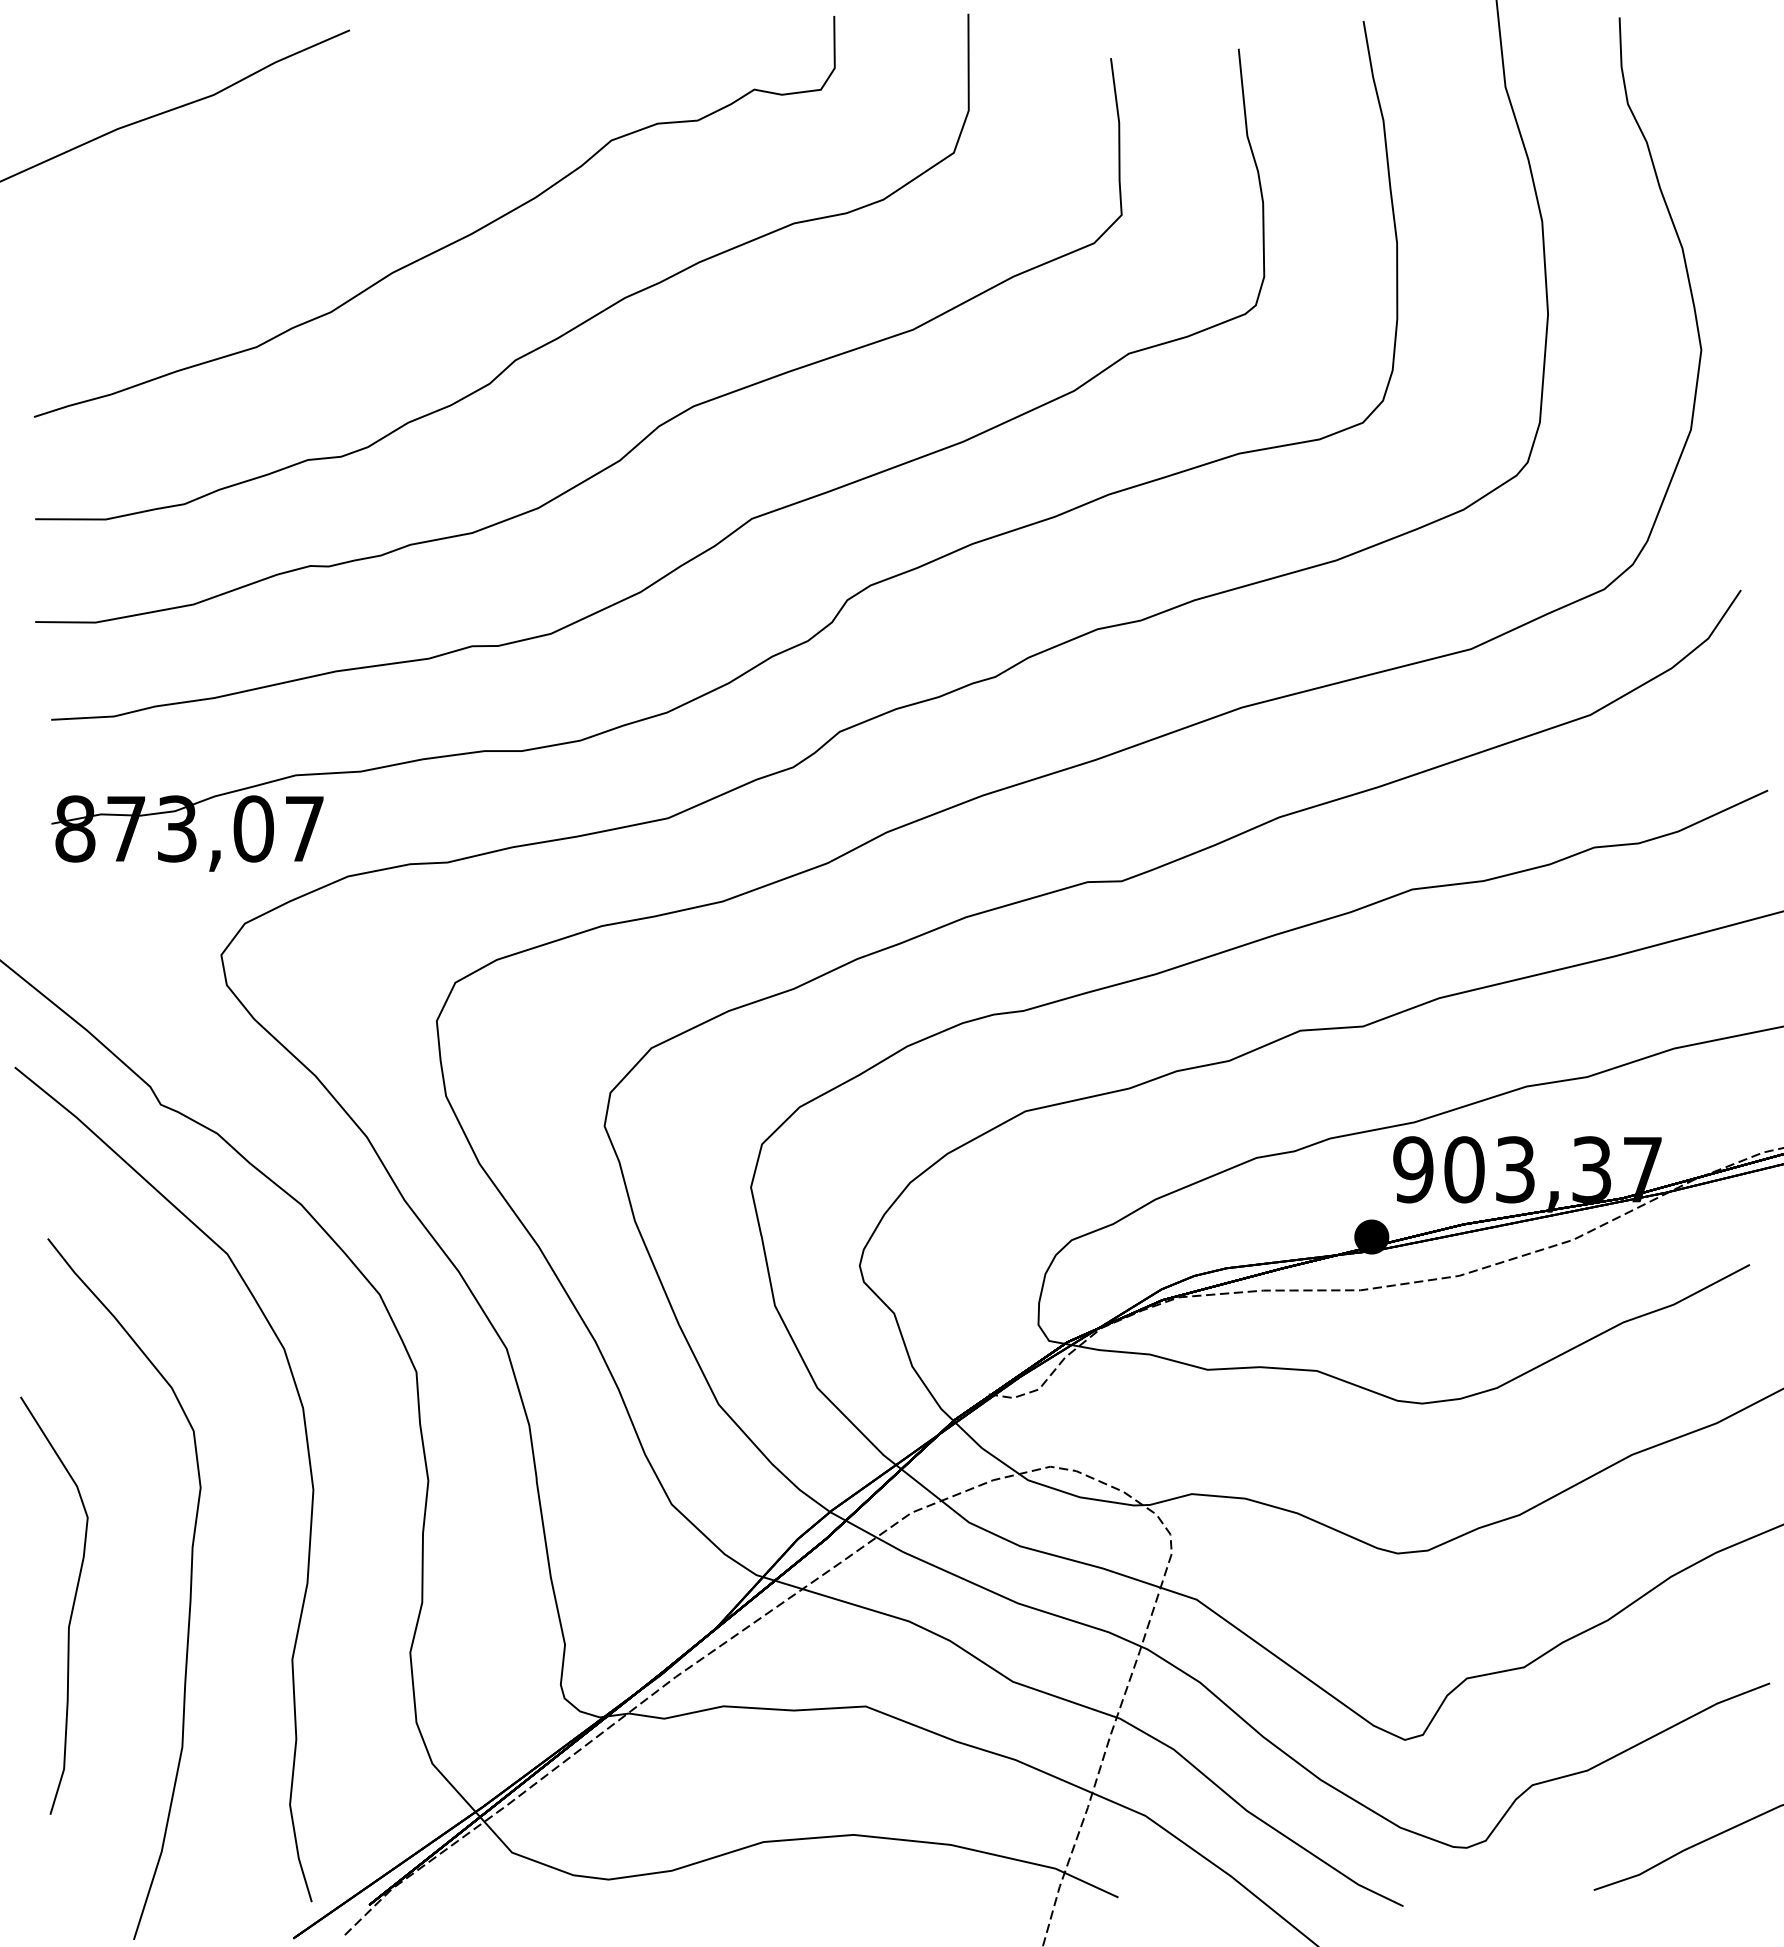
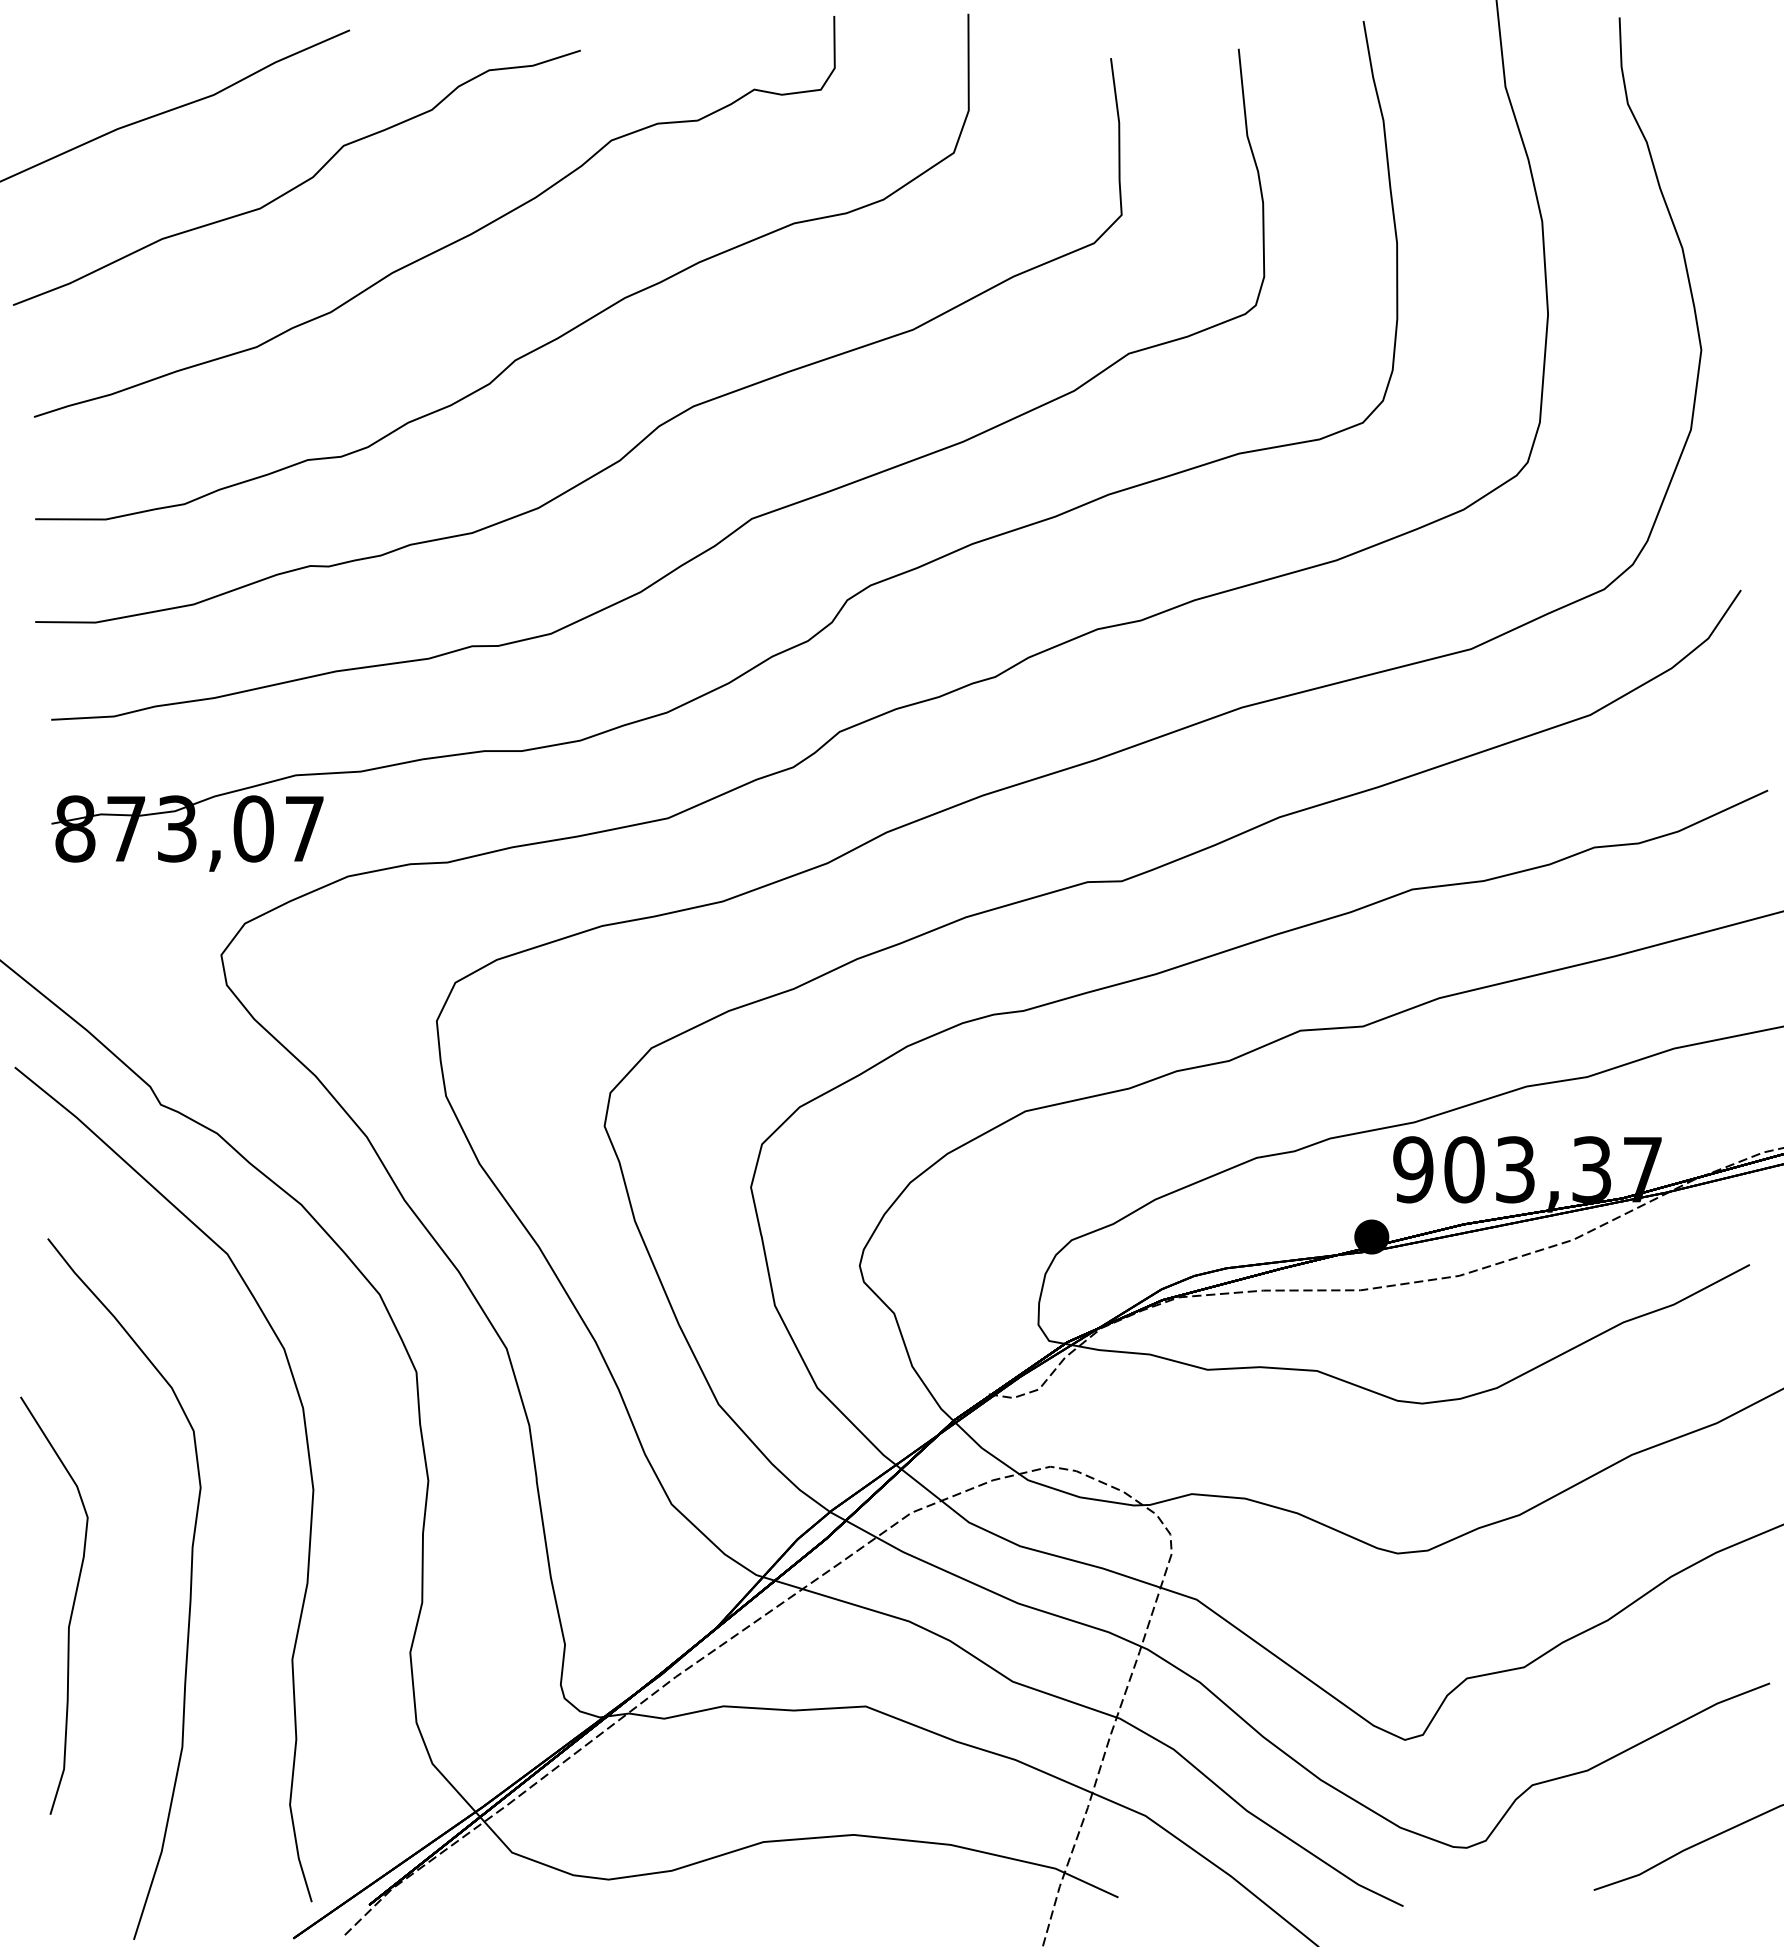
part: none -> present (300, 183)
